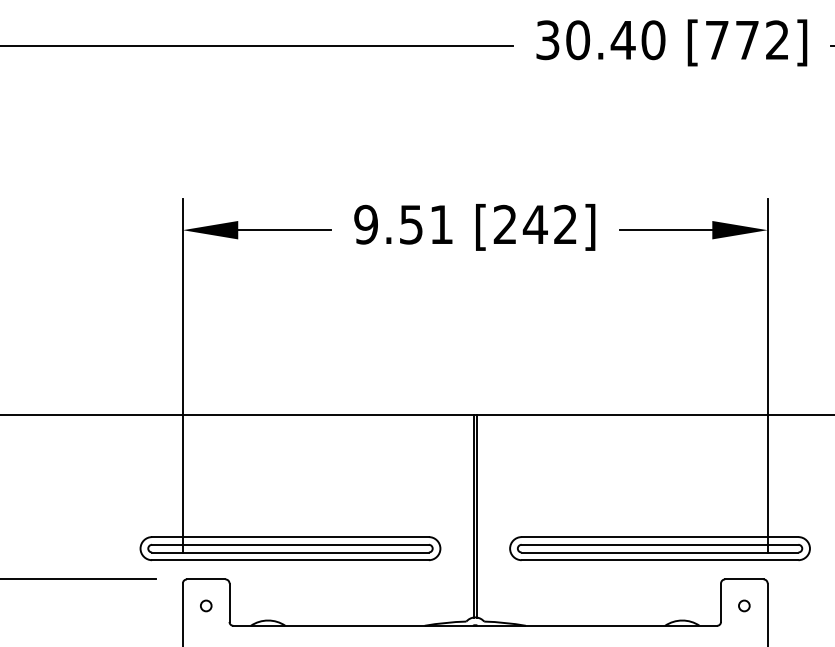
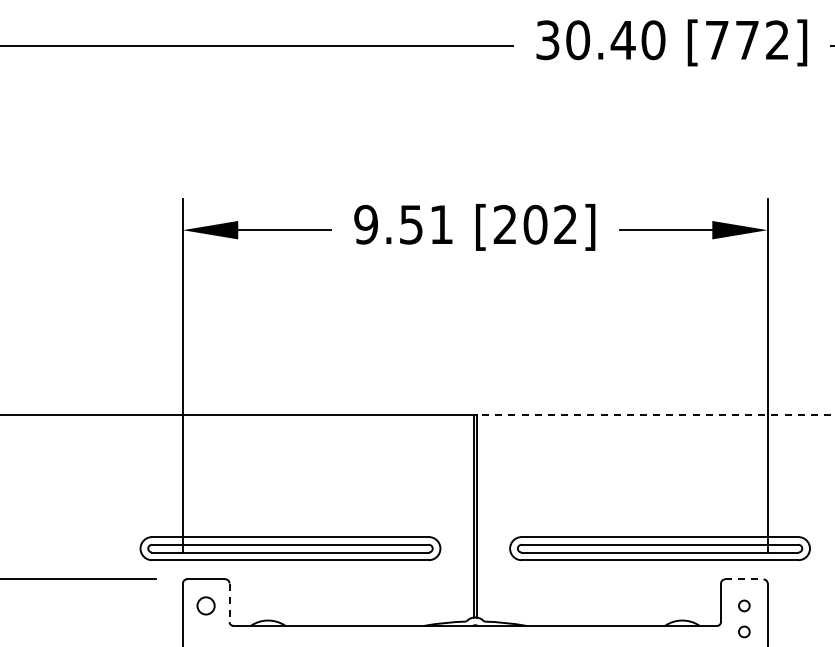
text: [242] -> [202] (534, 224)
line: solid -> dashed (655, 414)
line: solid -> dashed (744, 579)
line: solid -> dashed (229, 603)
circle size: 13x14 px -> 20x20 px (205, 605)
circle: none -> present (744, 631)
